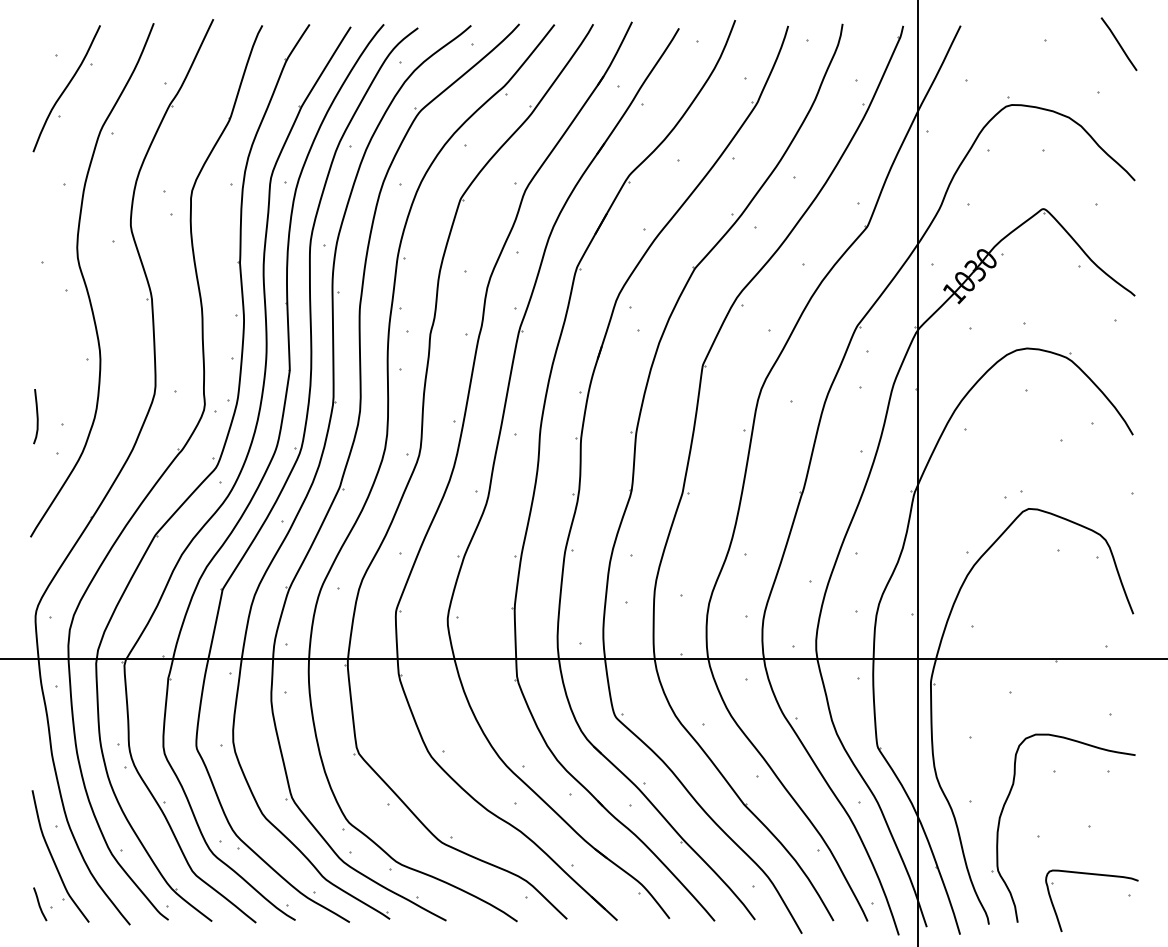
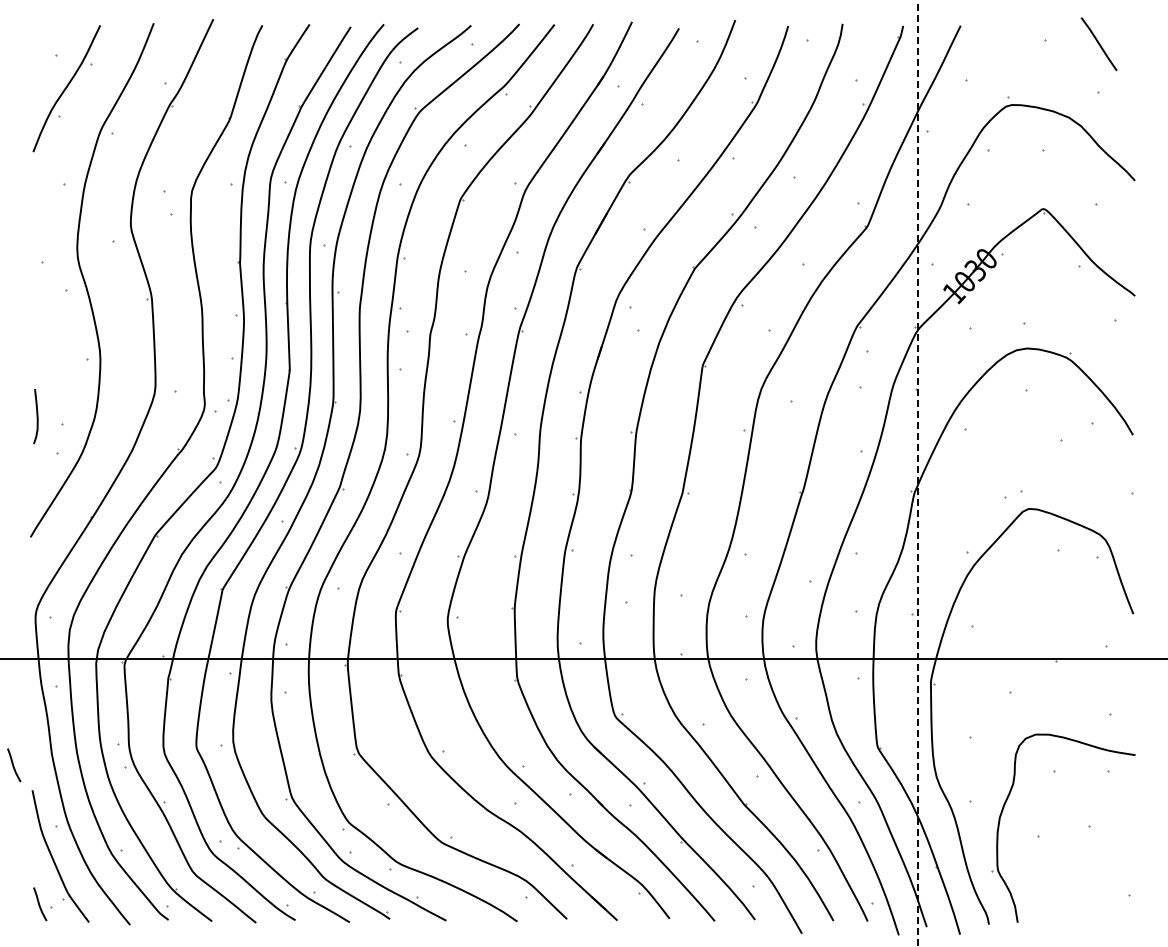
line position: (1118, 44) -> (1098, 44) (1098, 44)
line: solid -> dashed (918, 473)
curve: none -> present (14, 765)
part: present -> none (1093, 875)
